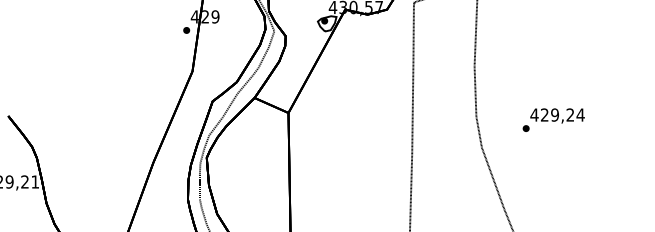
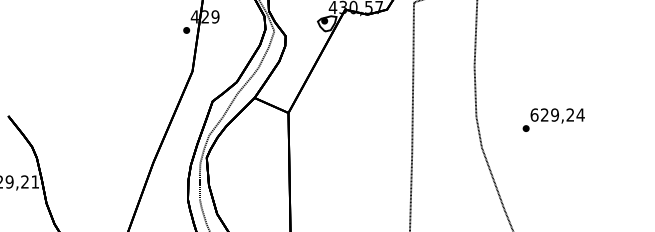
text: 429,24 -> 629,24 (534, 114)
